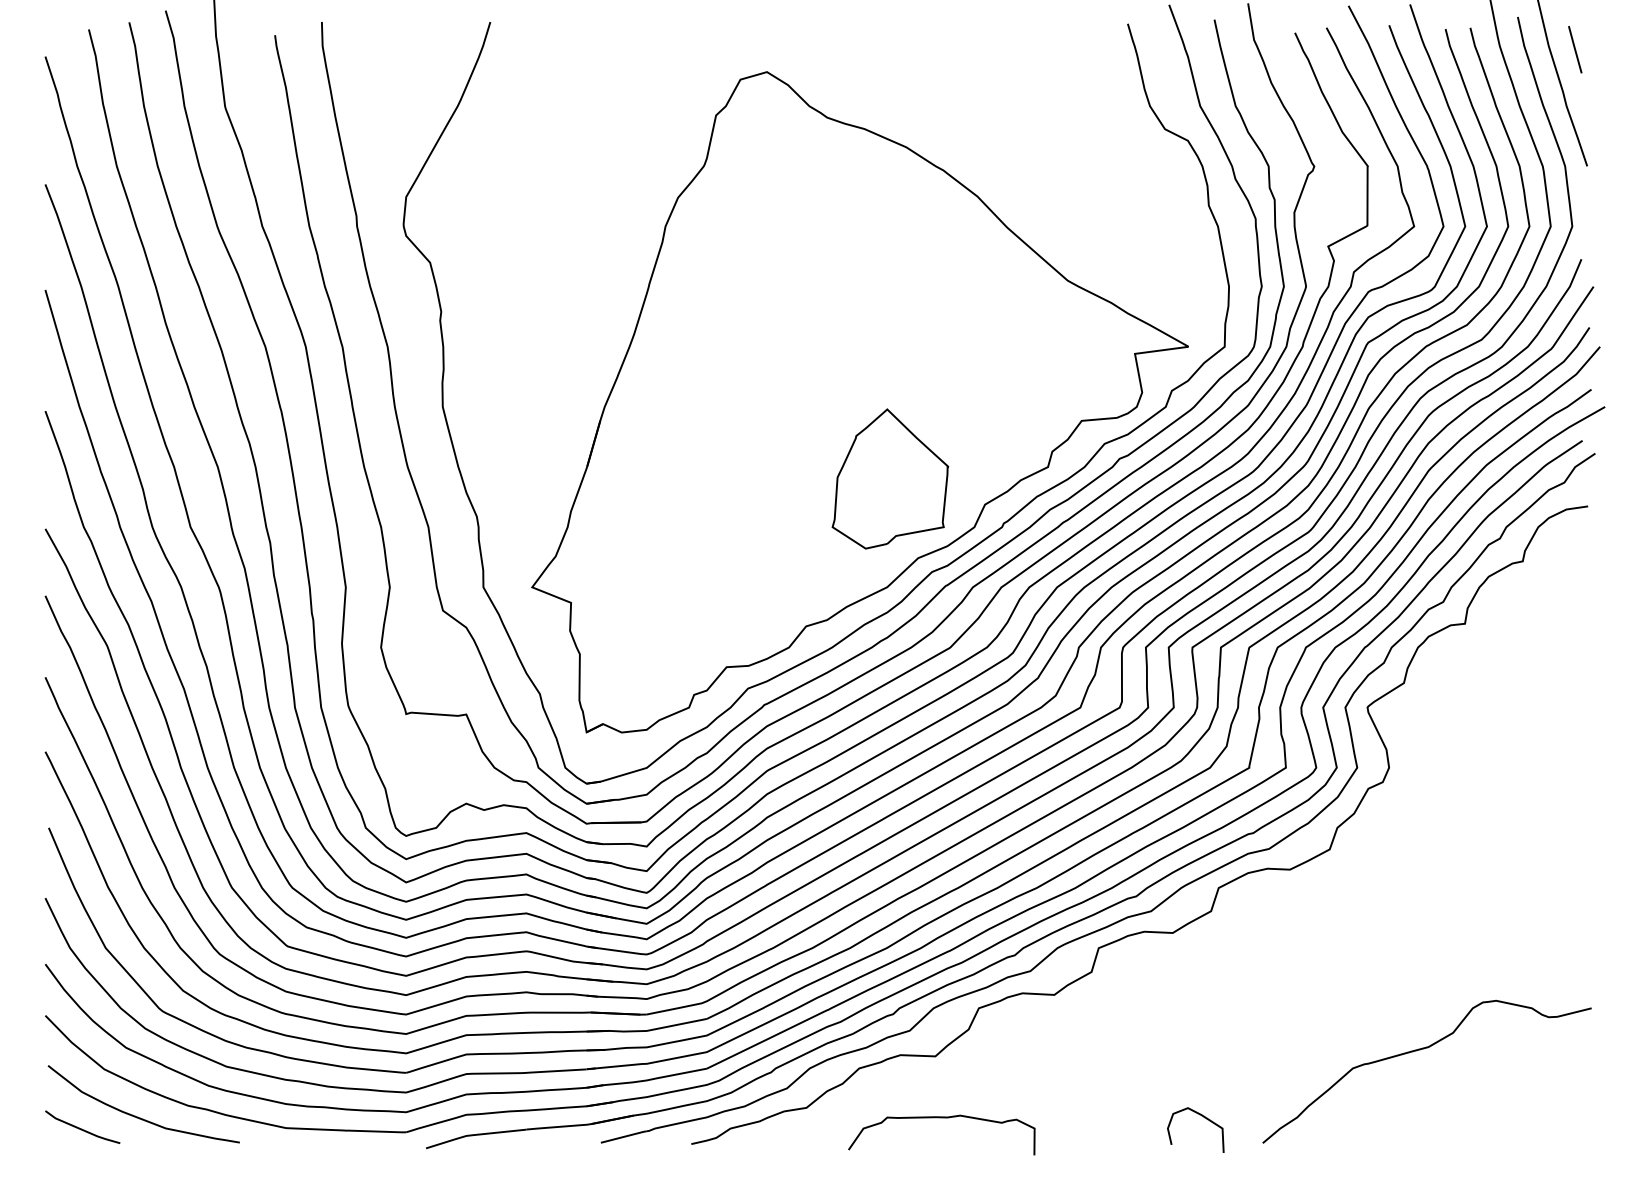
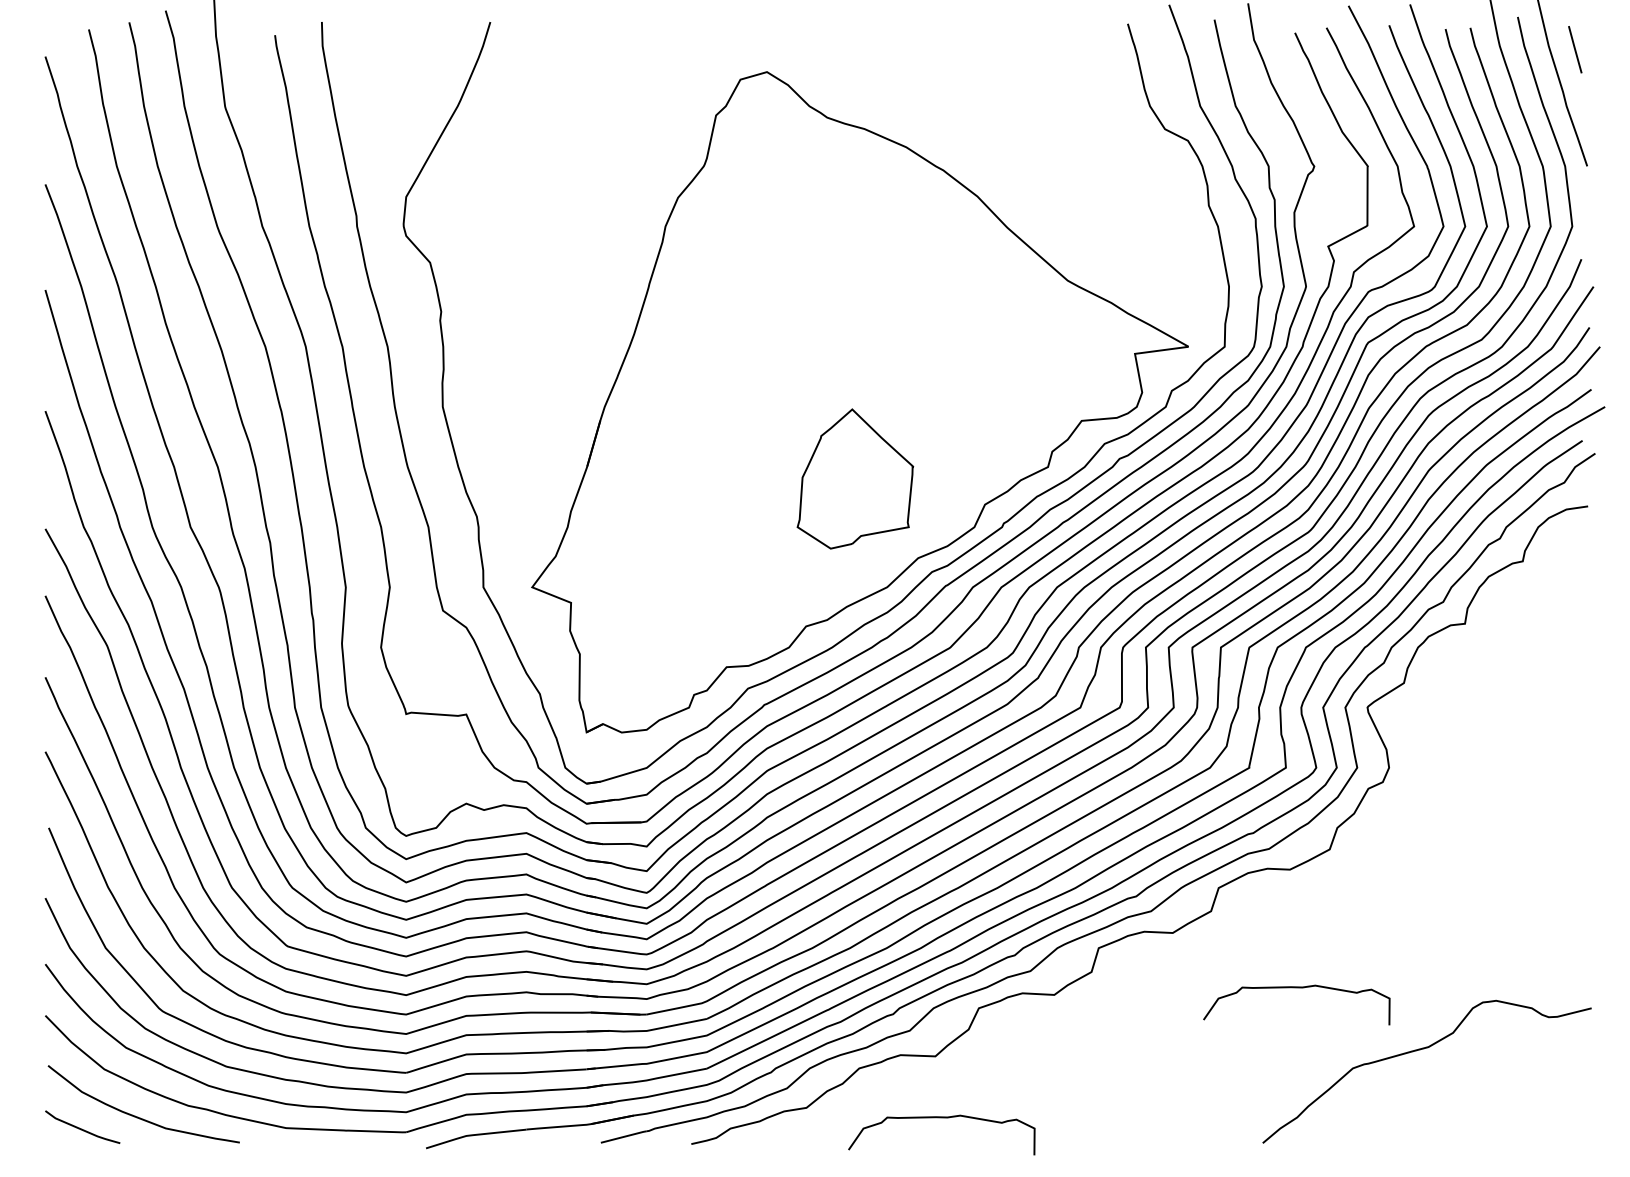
part position: (890, 478) -> (855, 478) (855, 478)
curve: none -> present (1296, 988)
curve: present -> none (1204, 1118)
